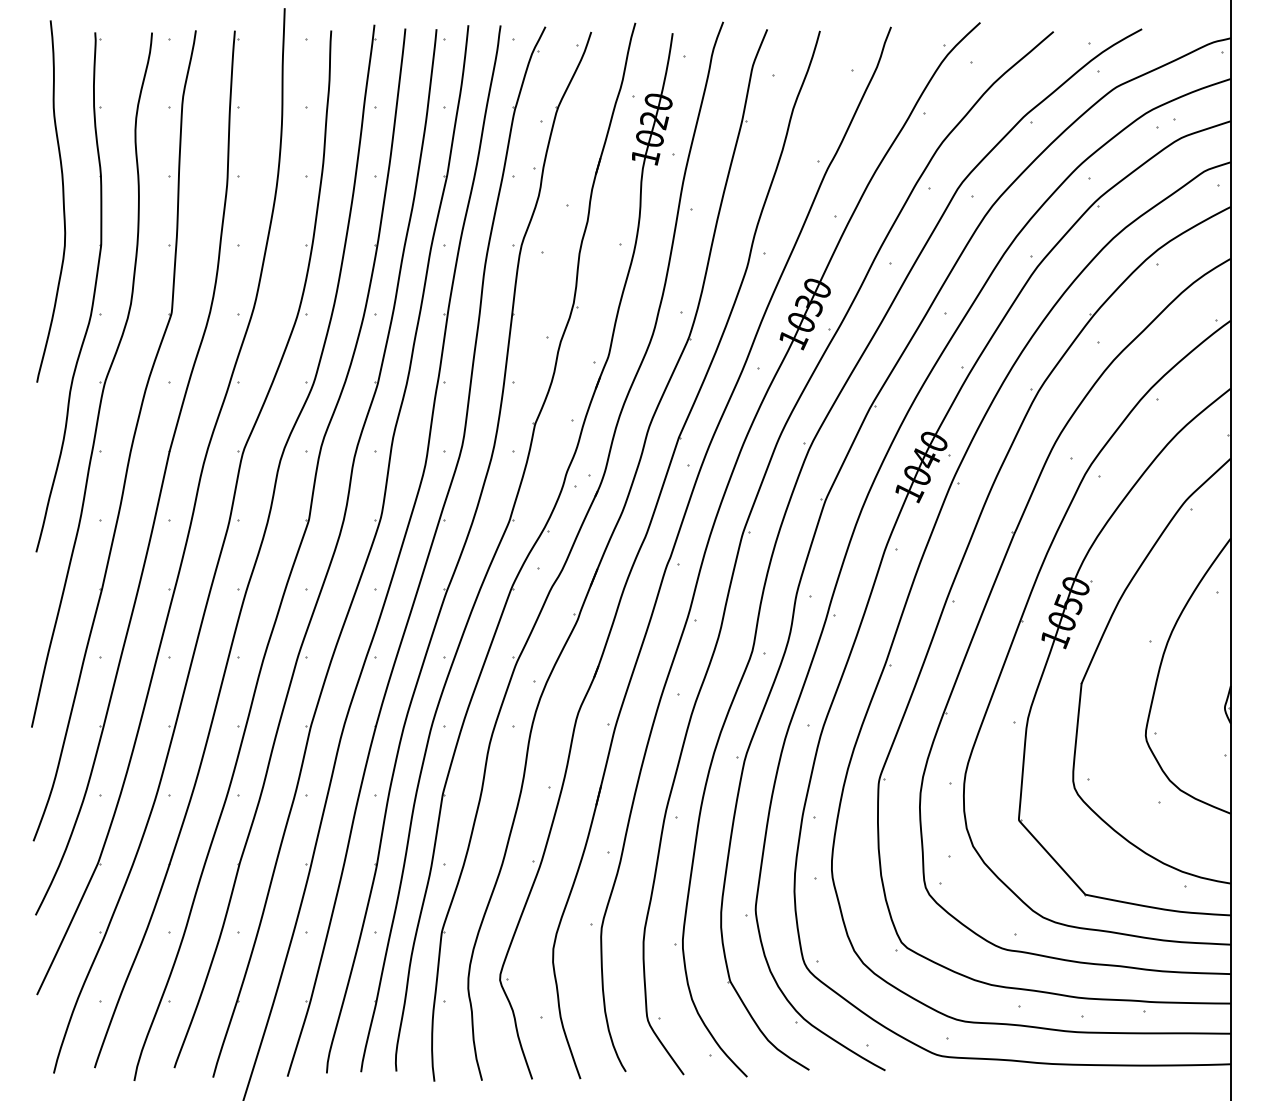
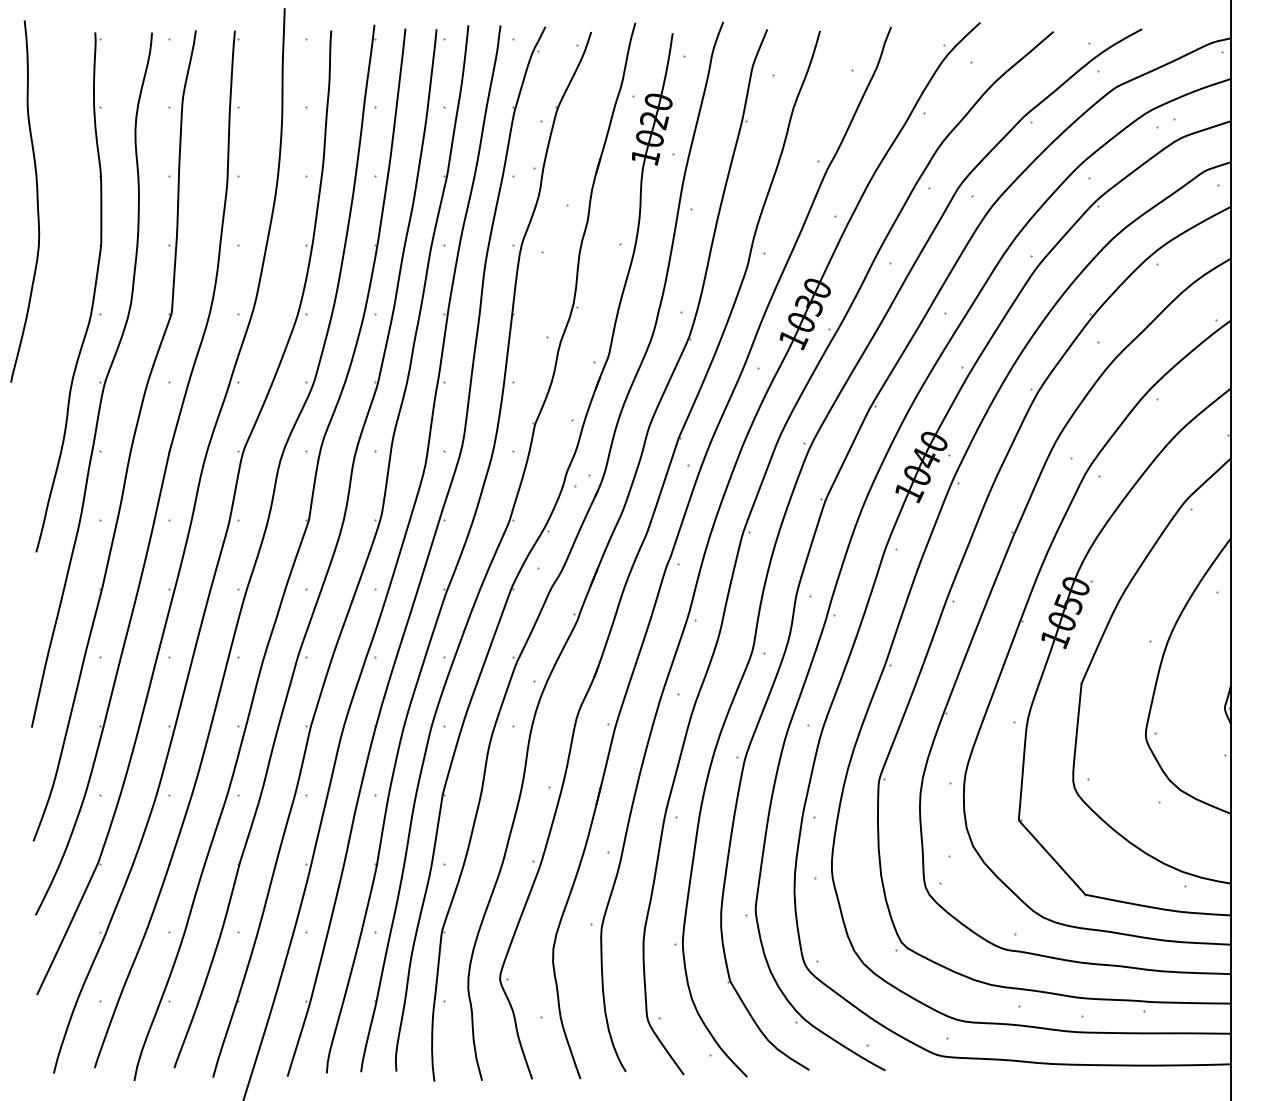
curve position: (62, 201) -> (36, 201) (36, 201)
